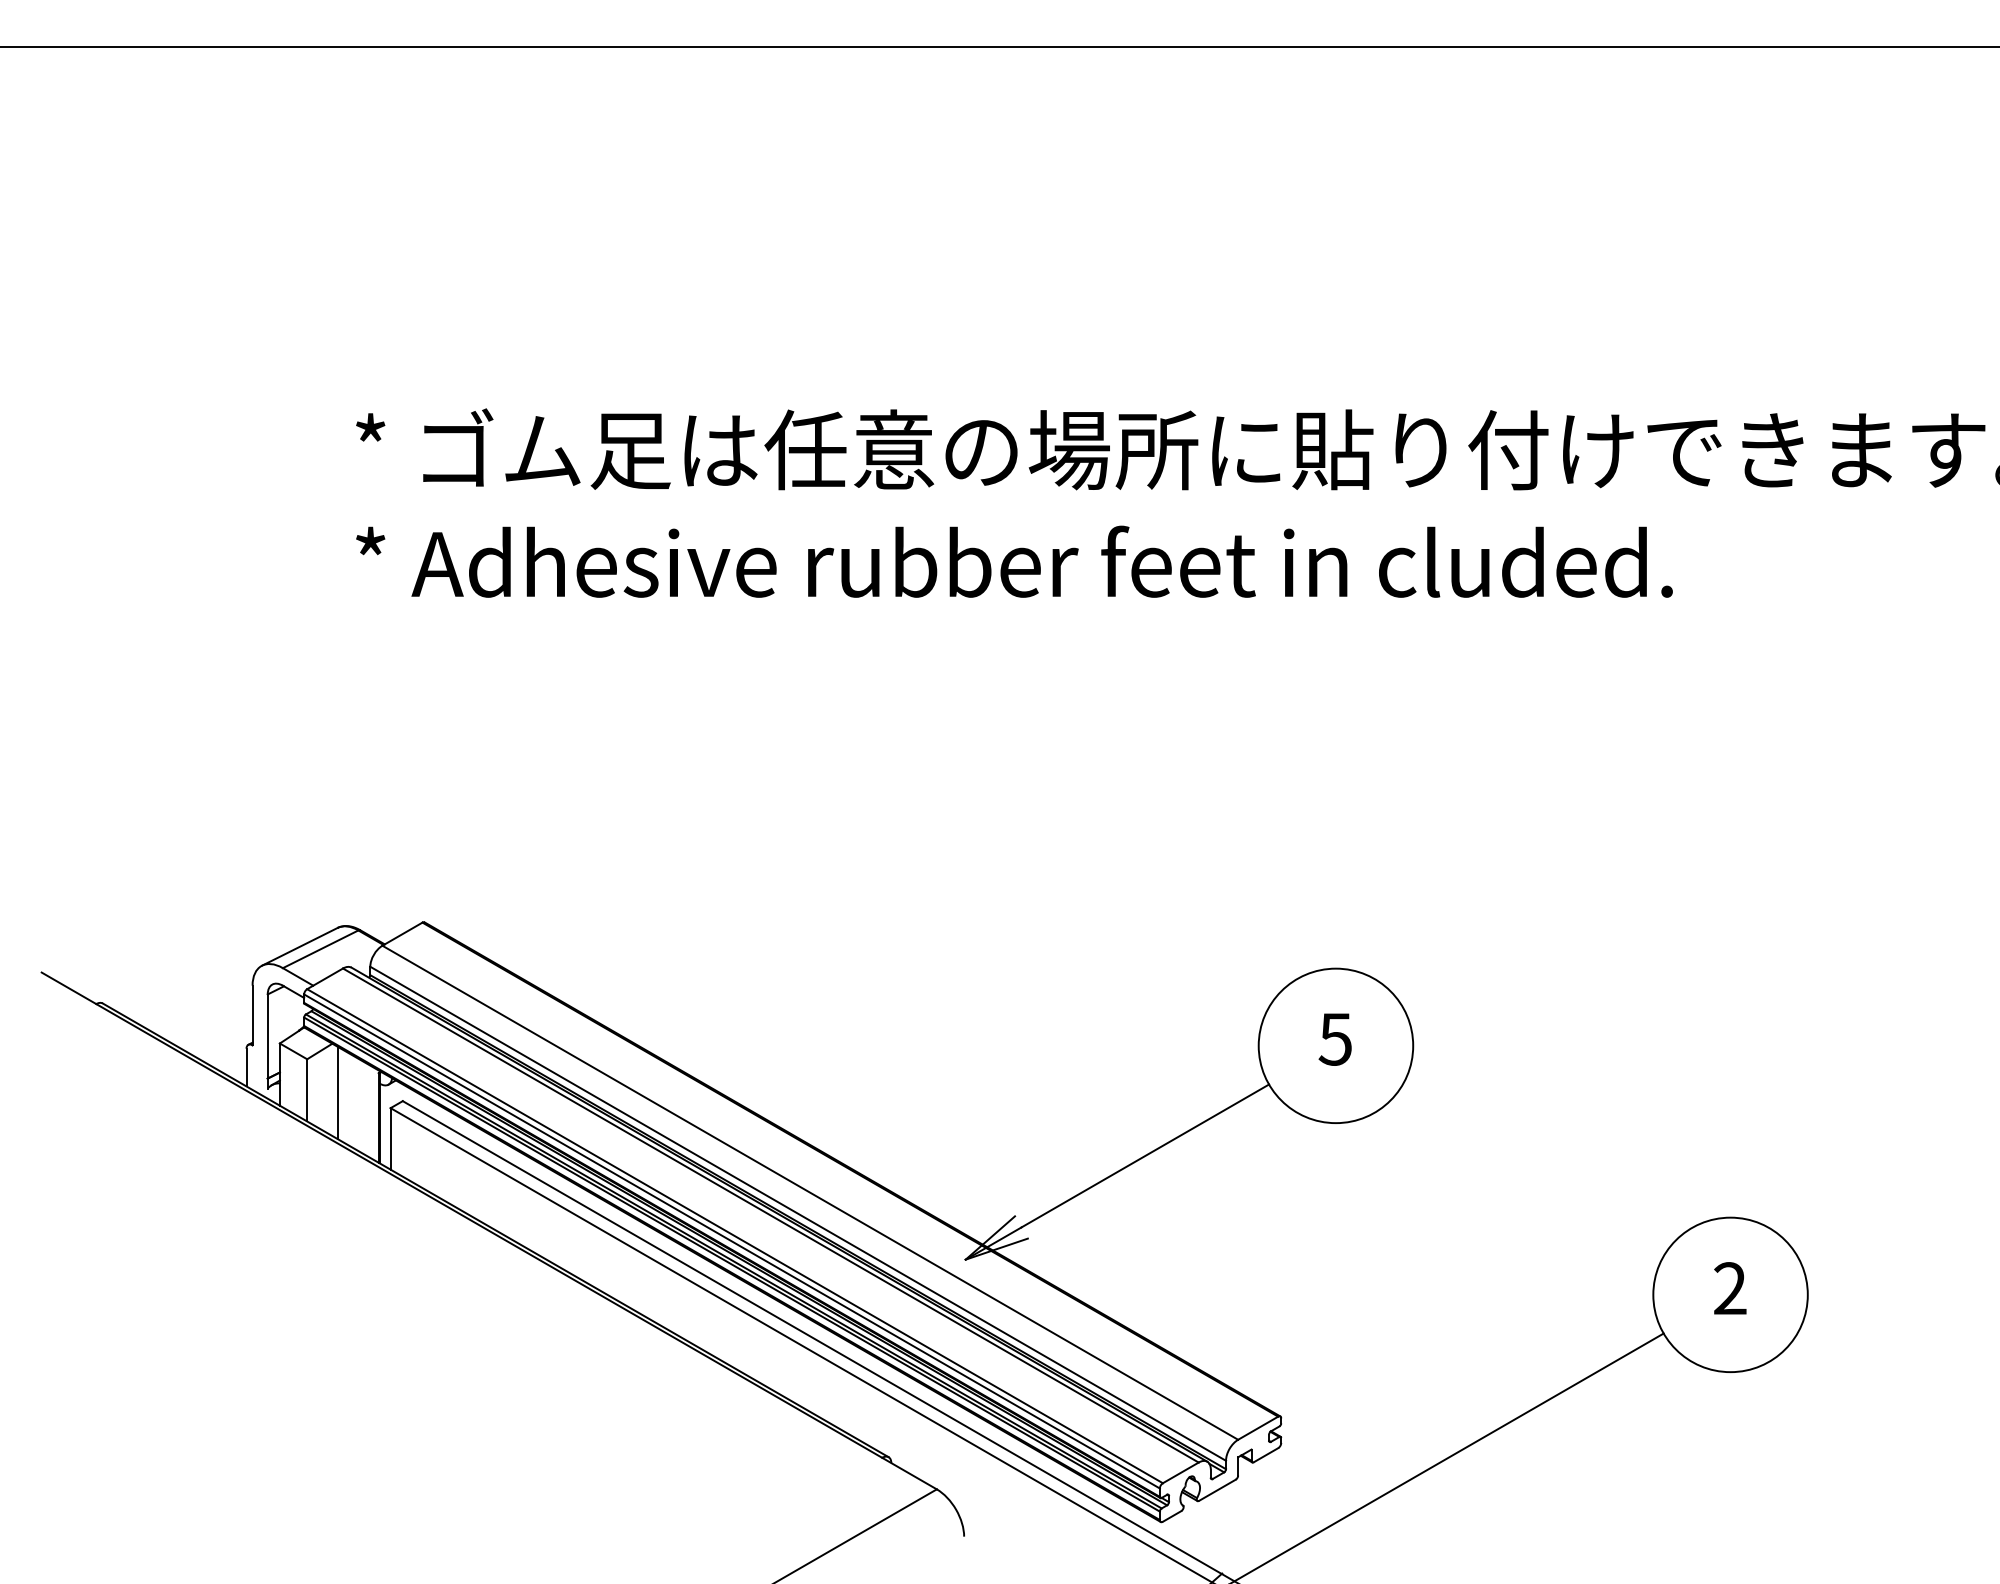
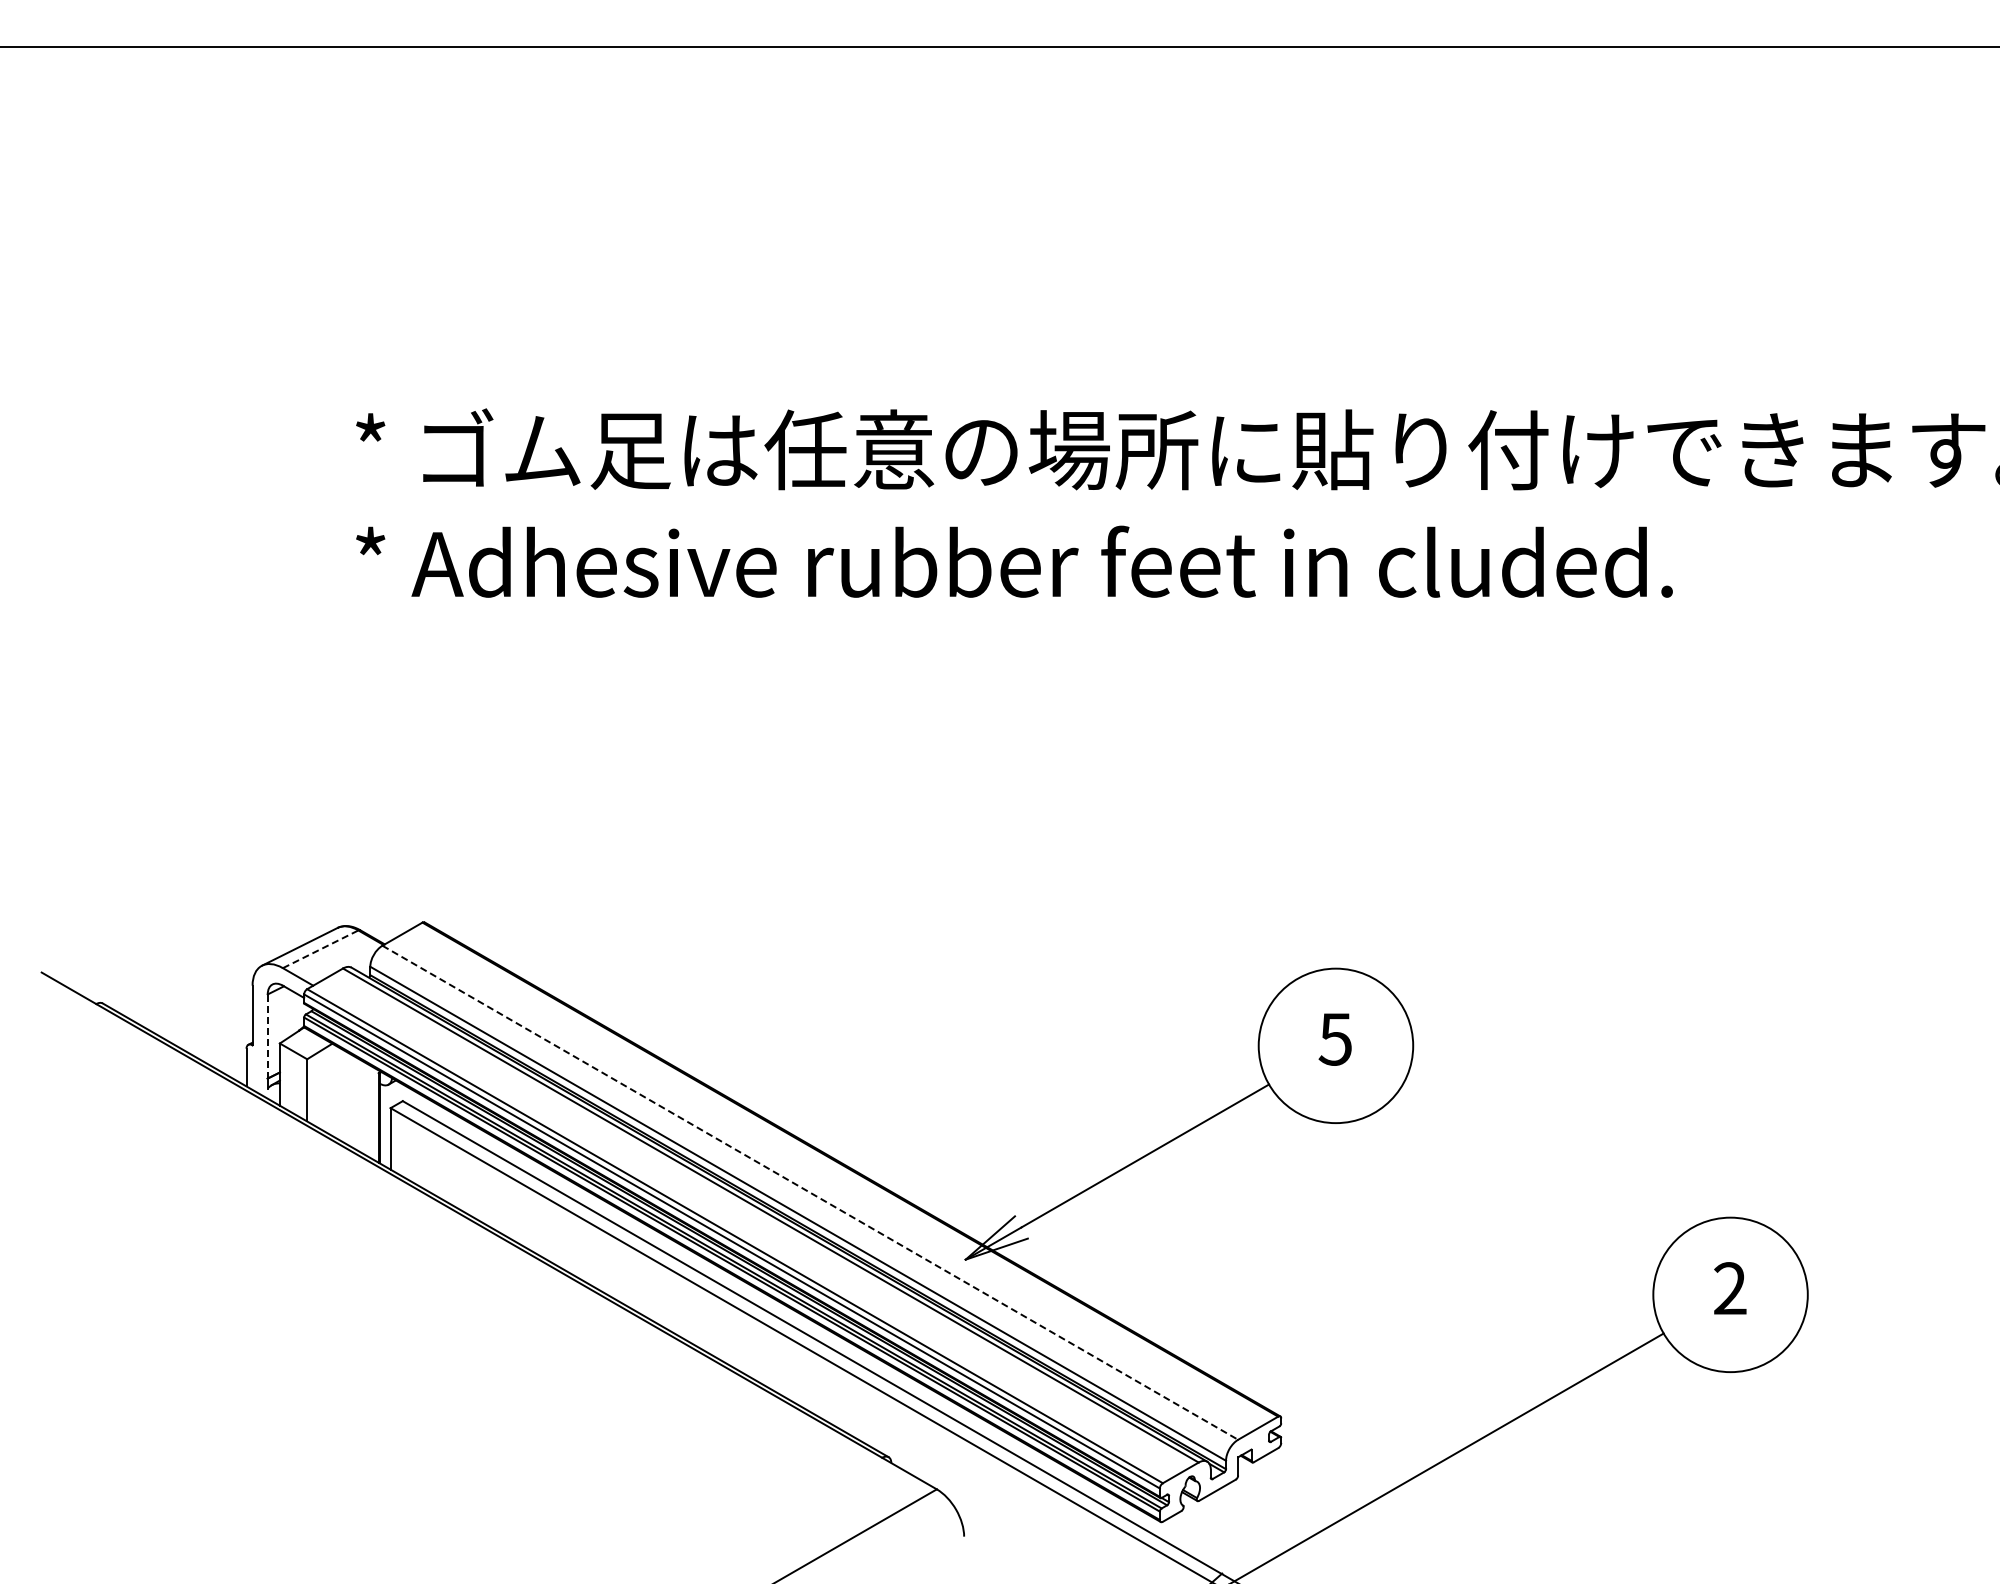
line: solid -> dashed (321, 949)
line: solid -> dashed (267, 1036)
line: present -> none (337, 1092)
line: solid -> dashed (810, 1193)
